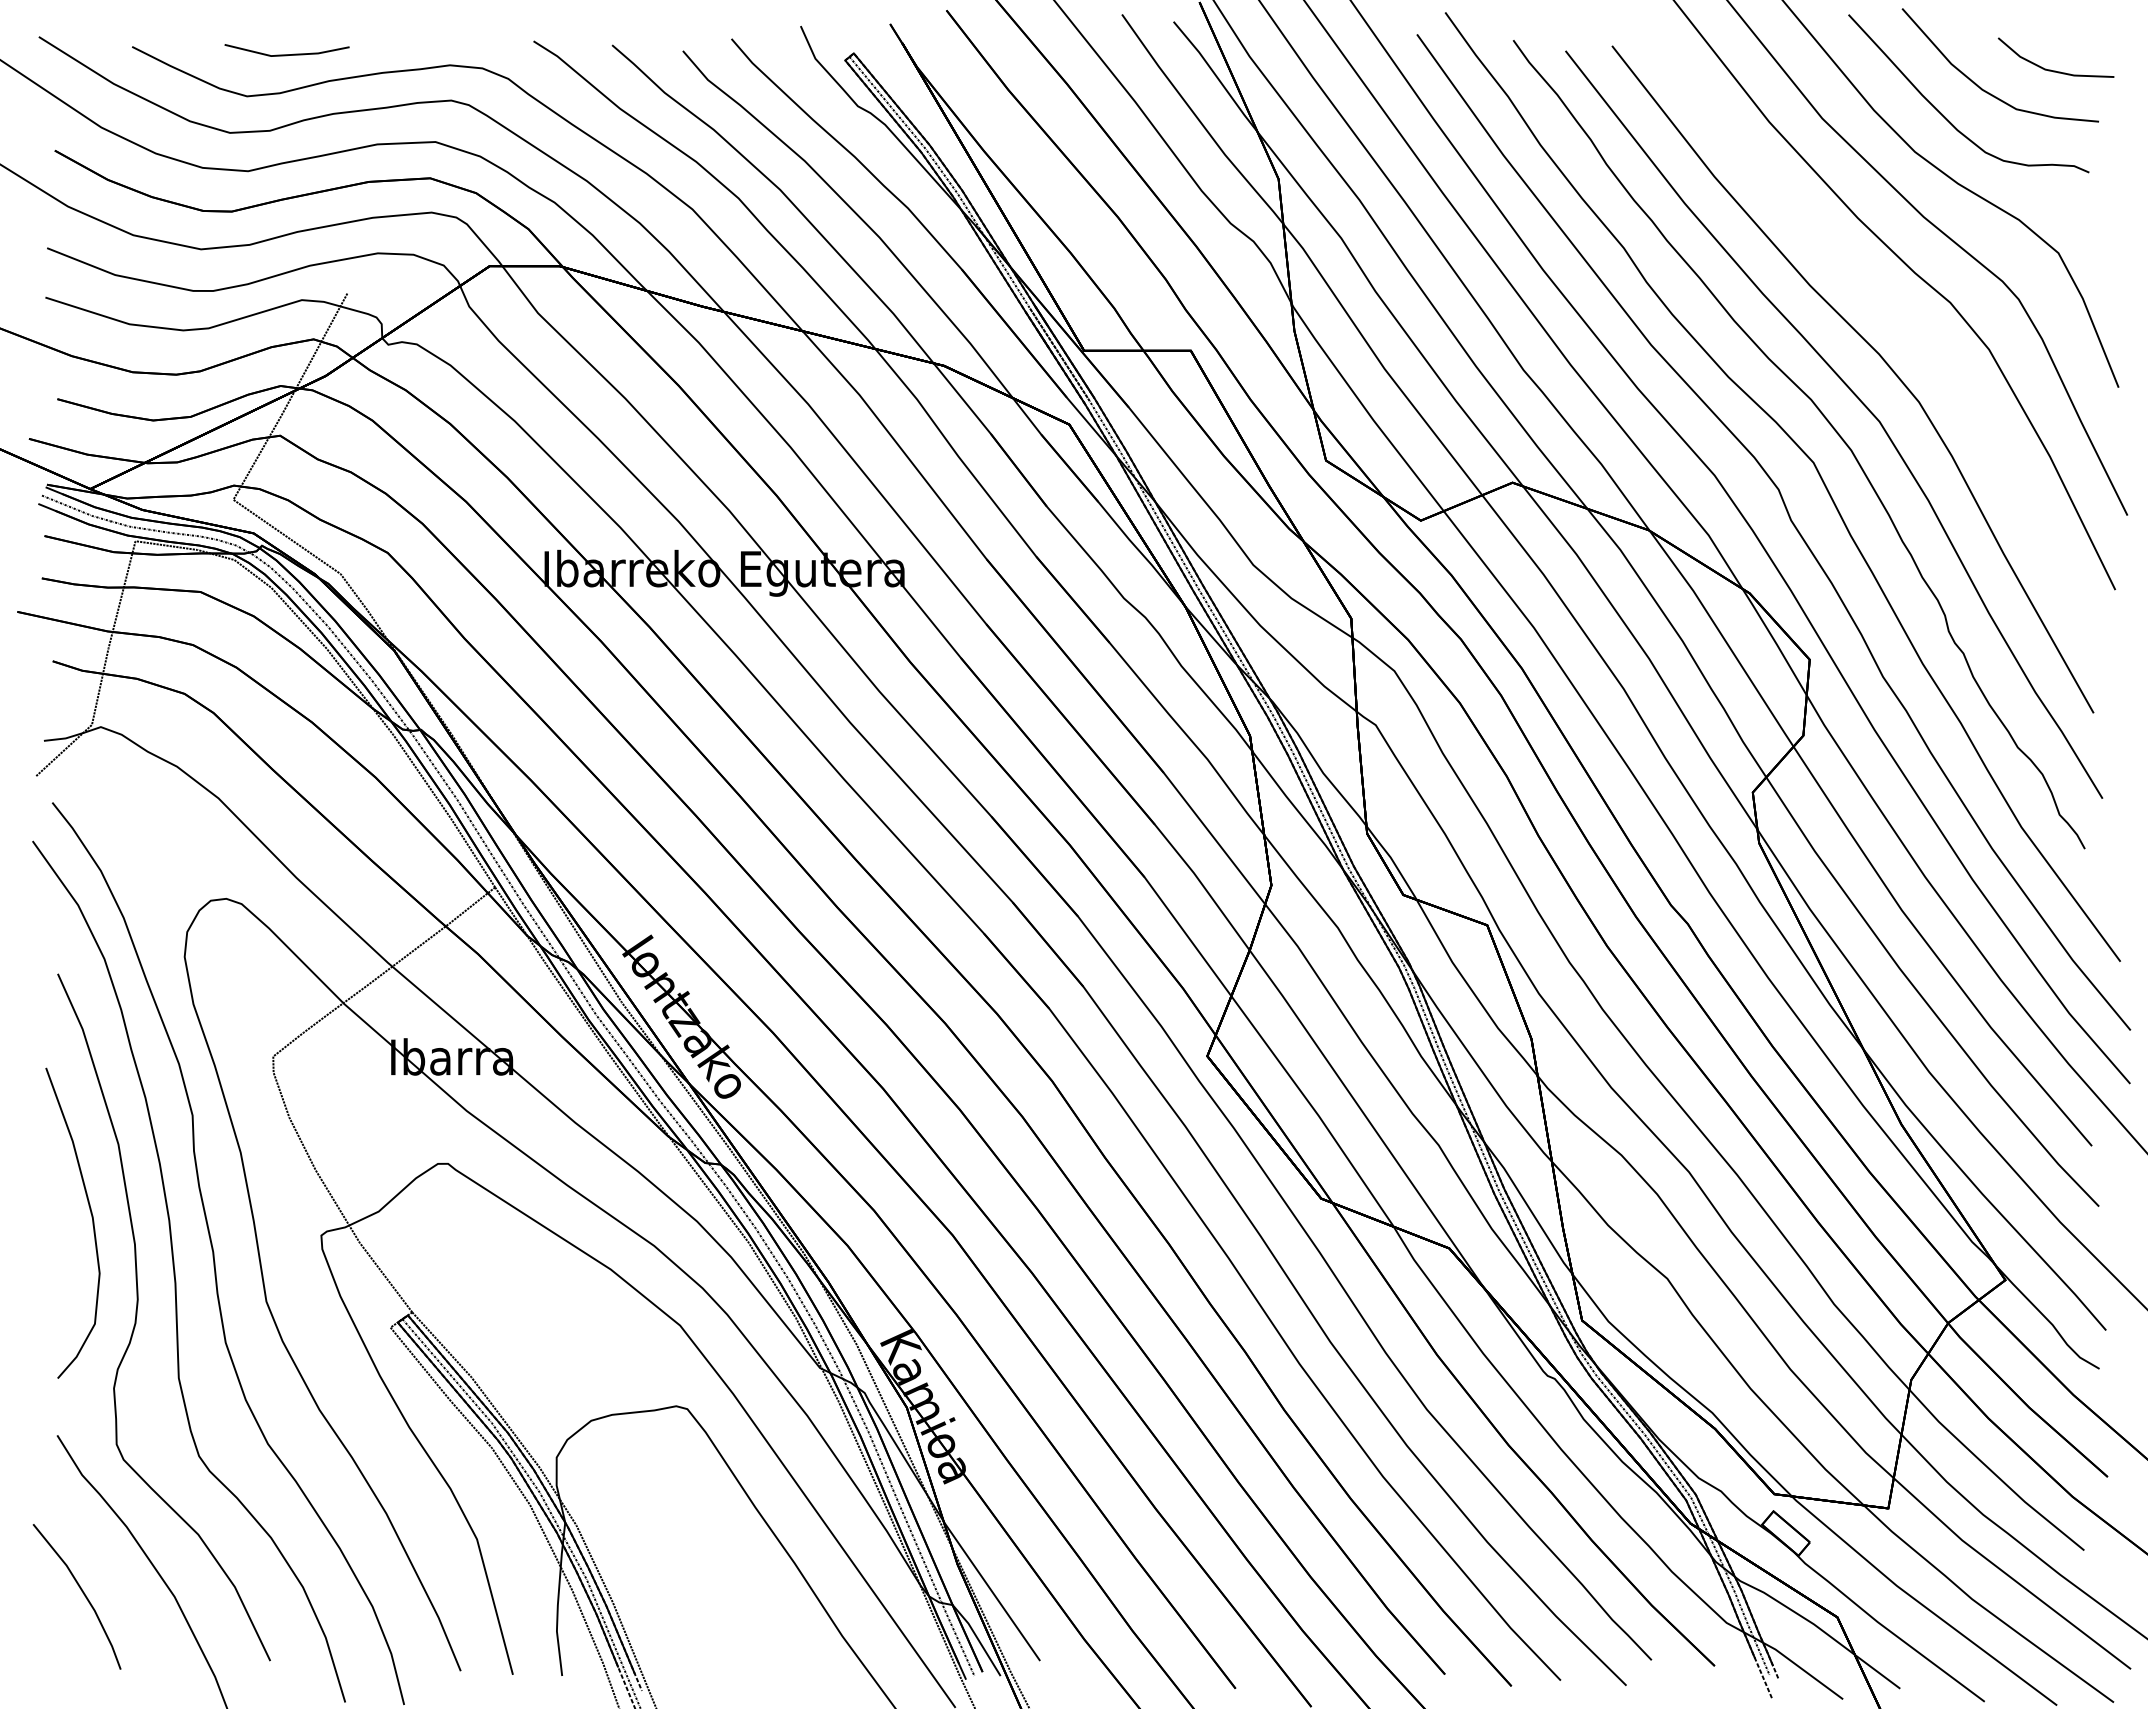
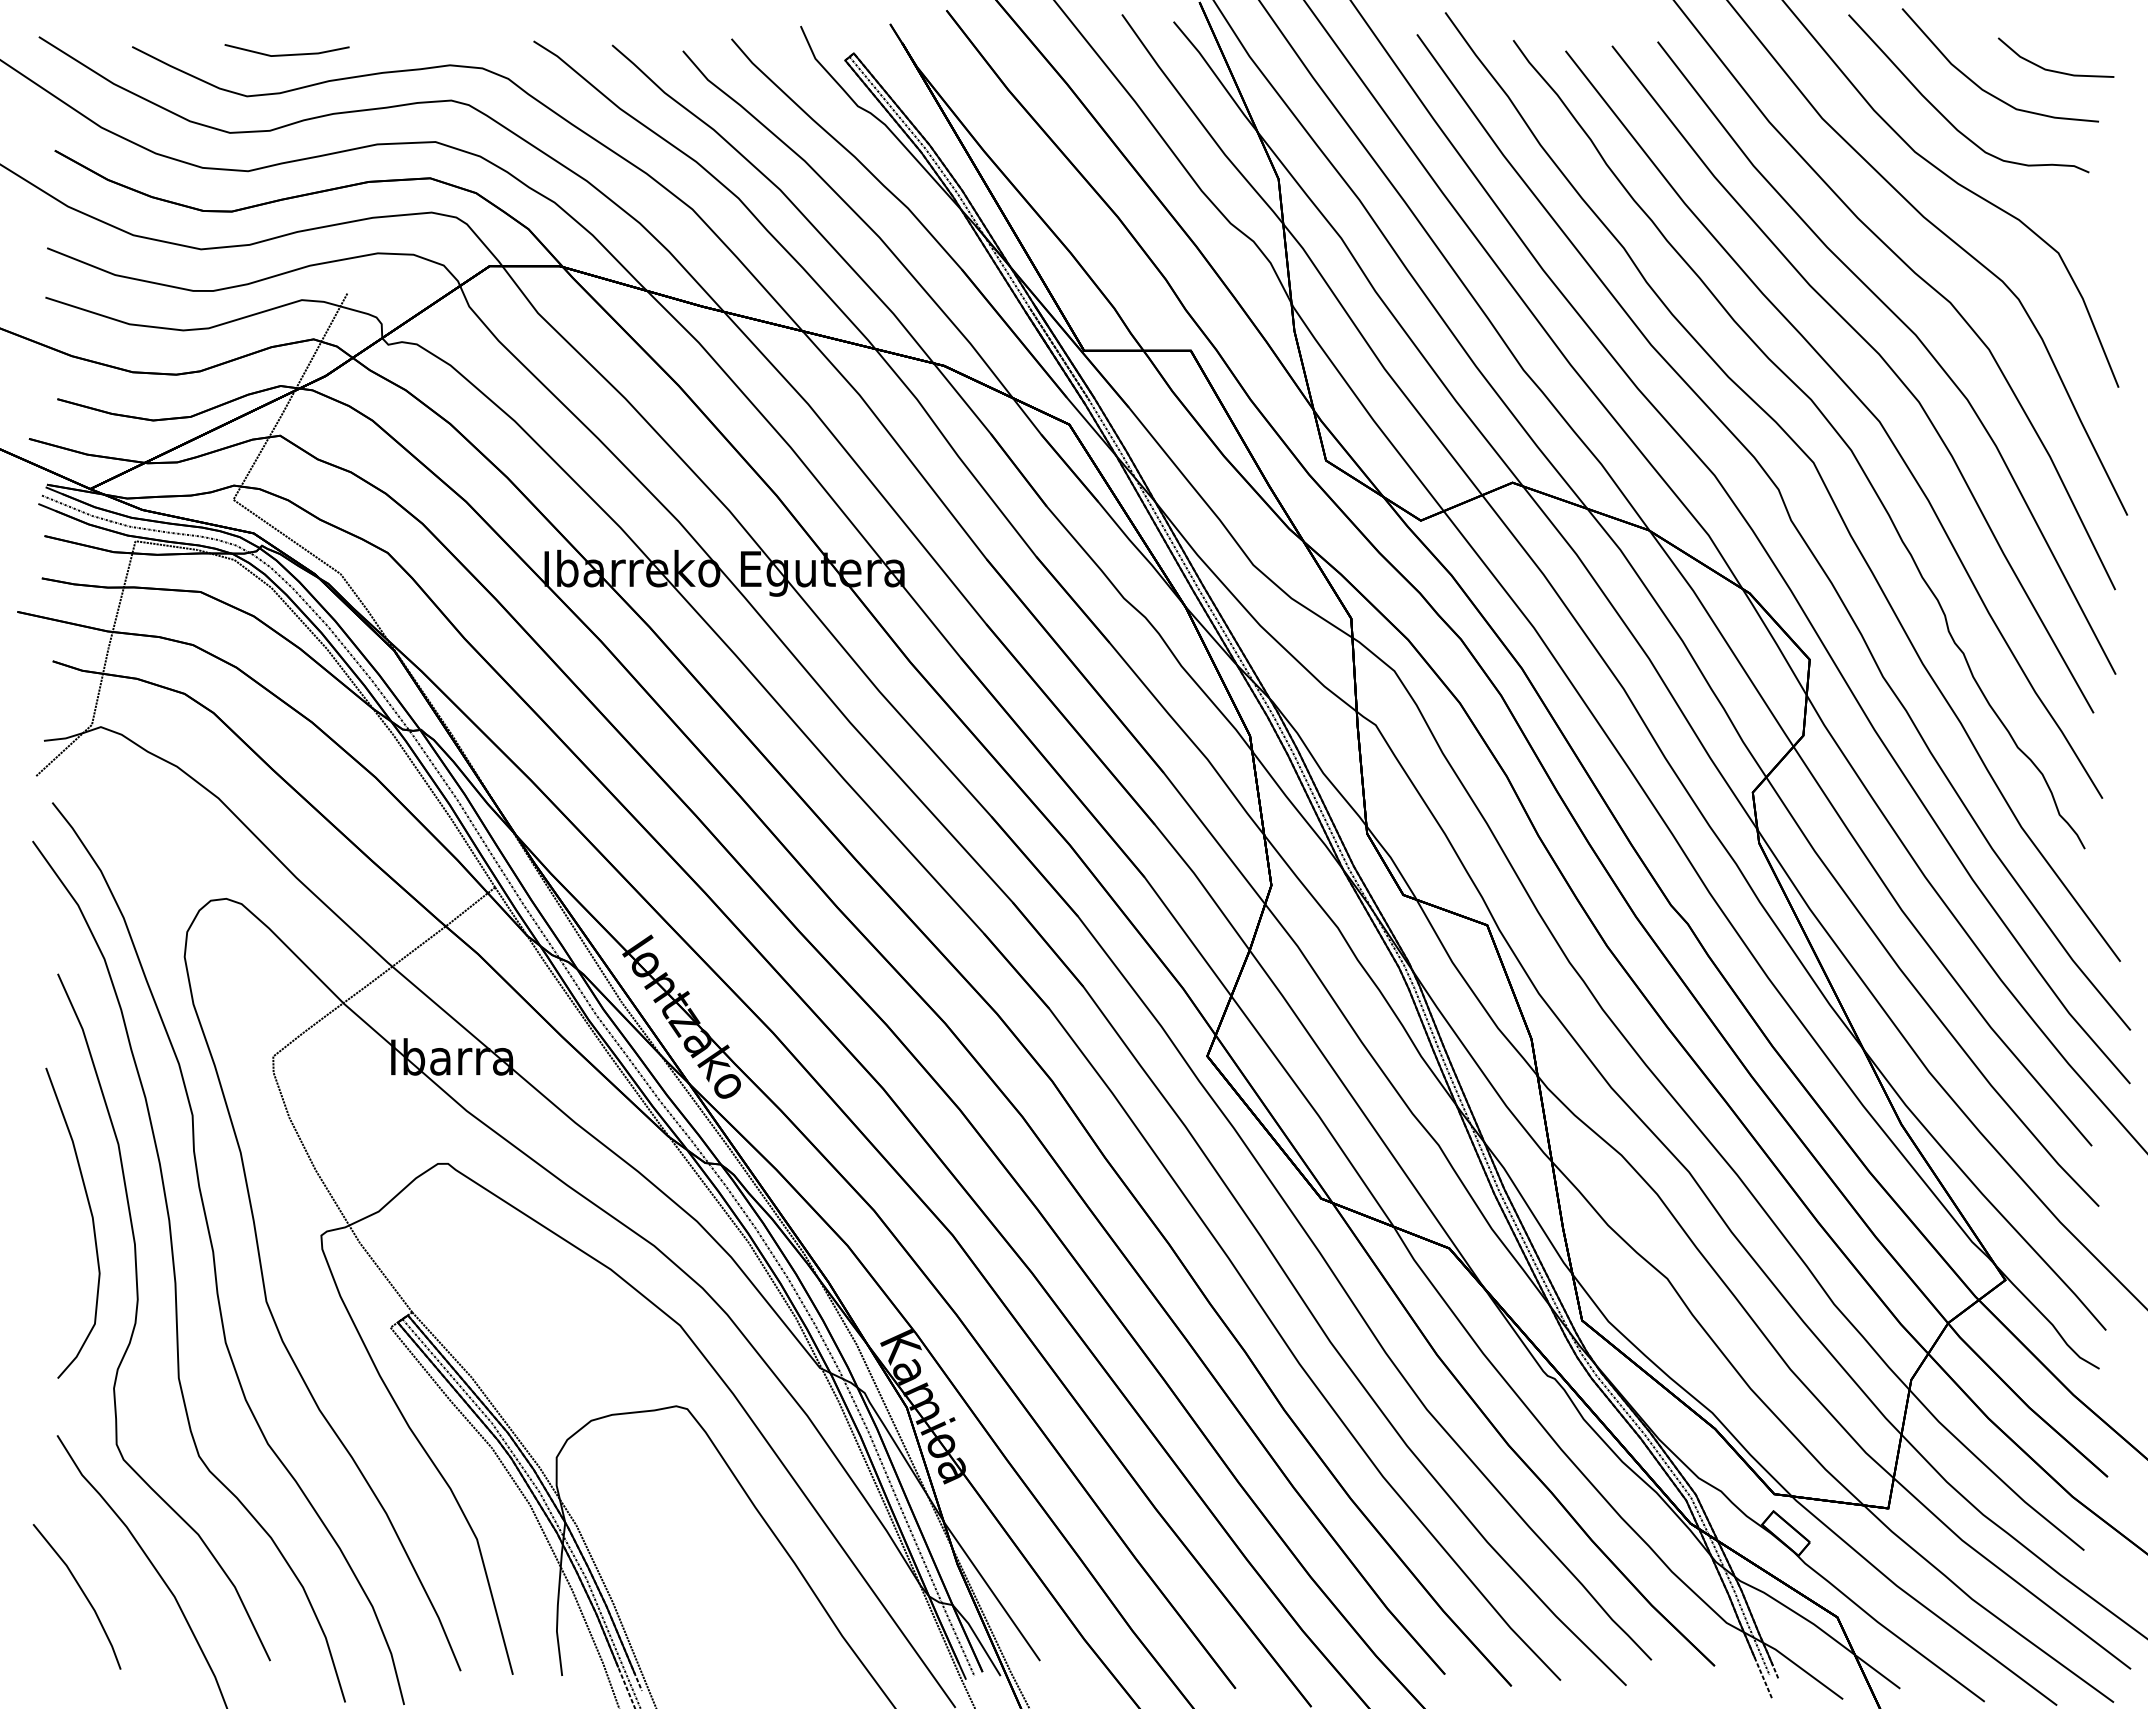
curve: none -> present (1911, 332)
